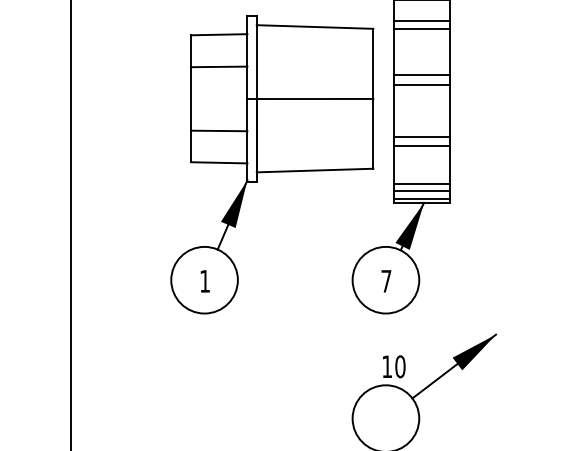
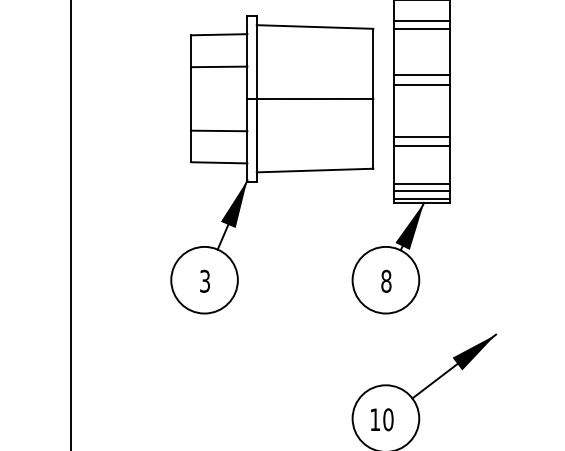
text: 1 -> 3 (204, 280)
text: 7 -> 8 (386, 280)
text position: (394, 366) -> (382, 419) (382, 419)
